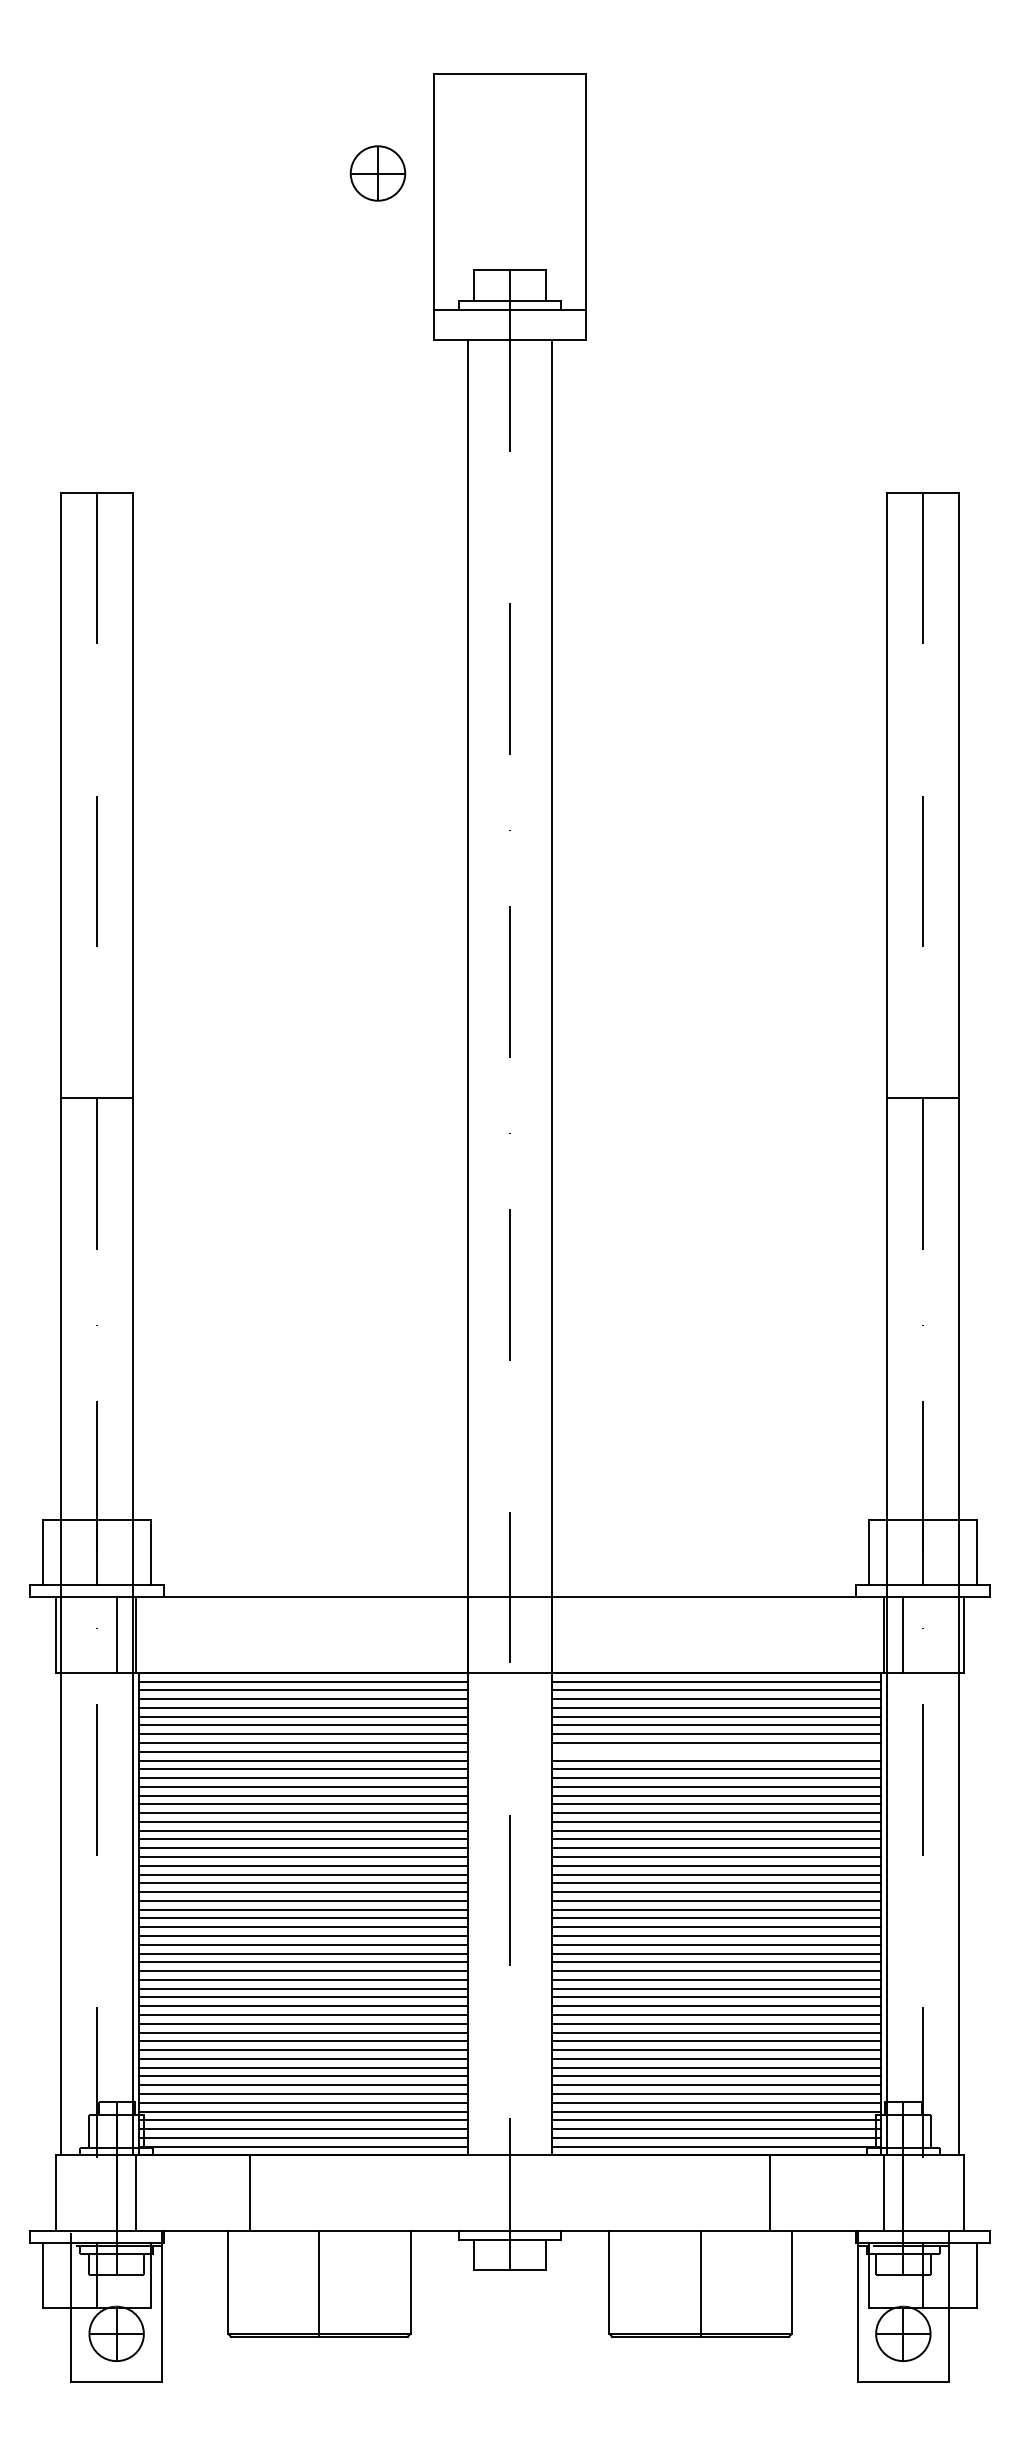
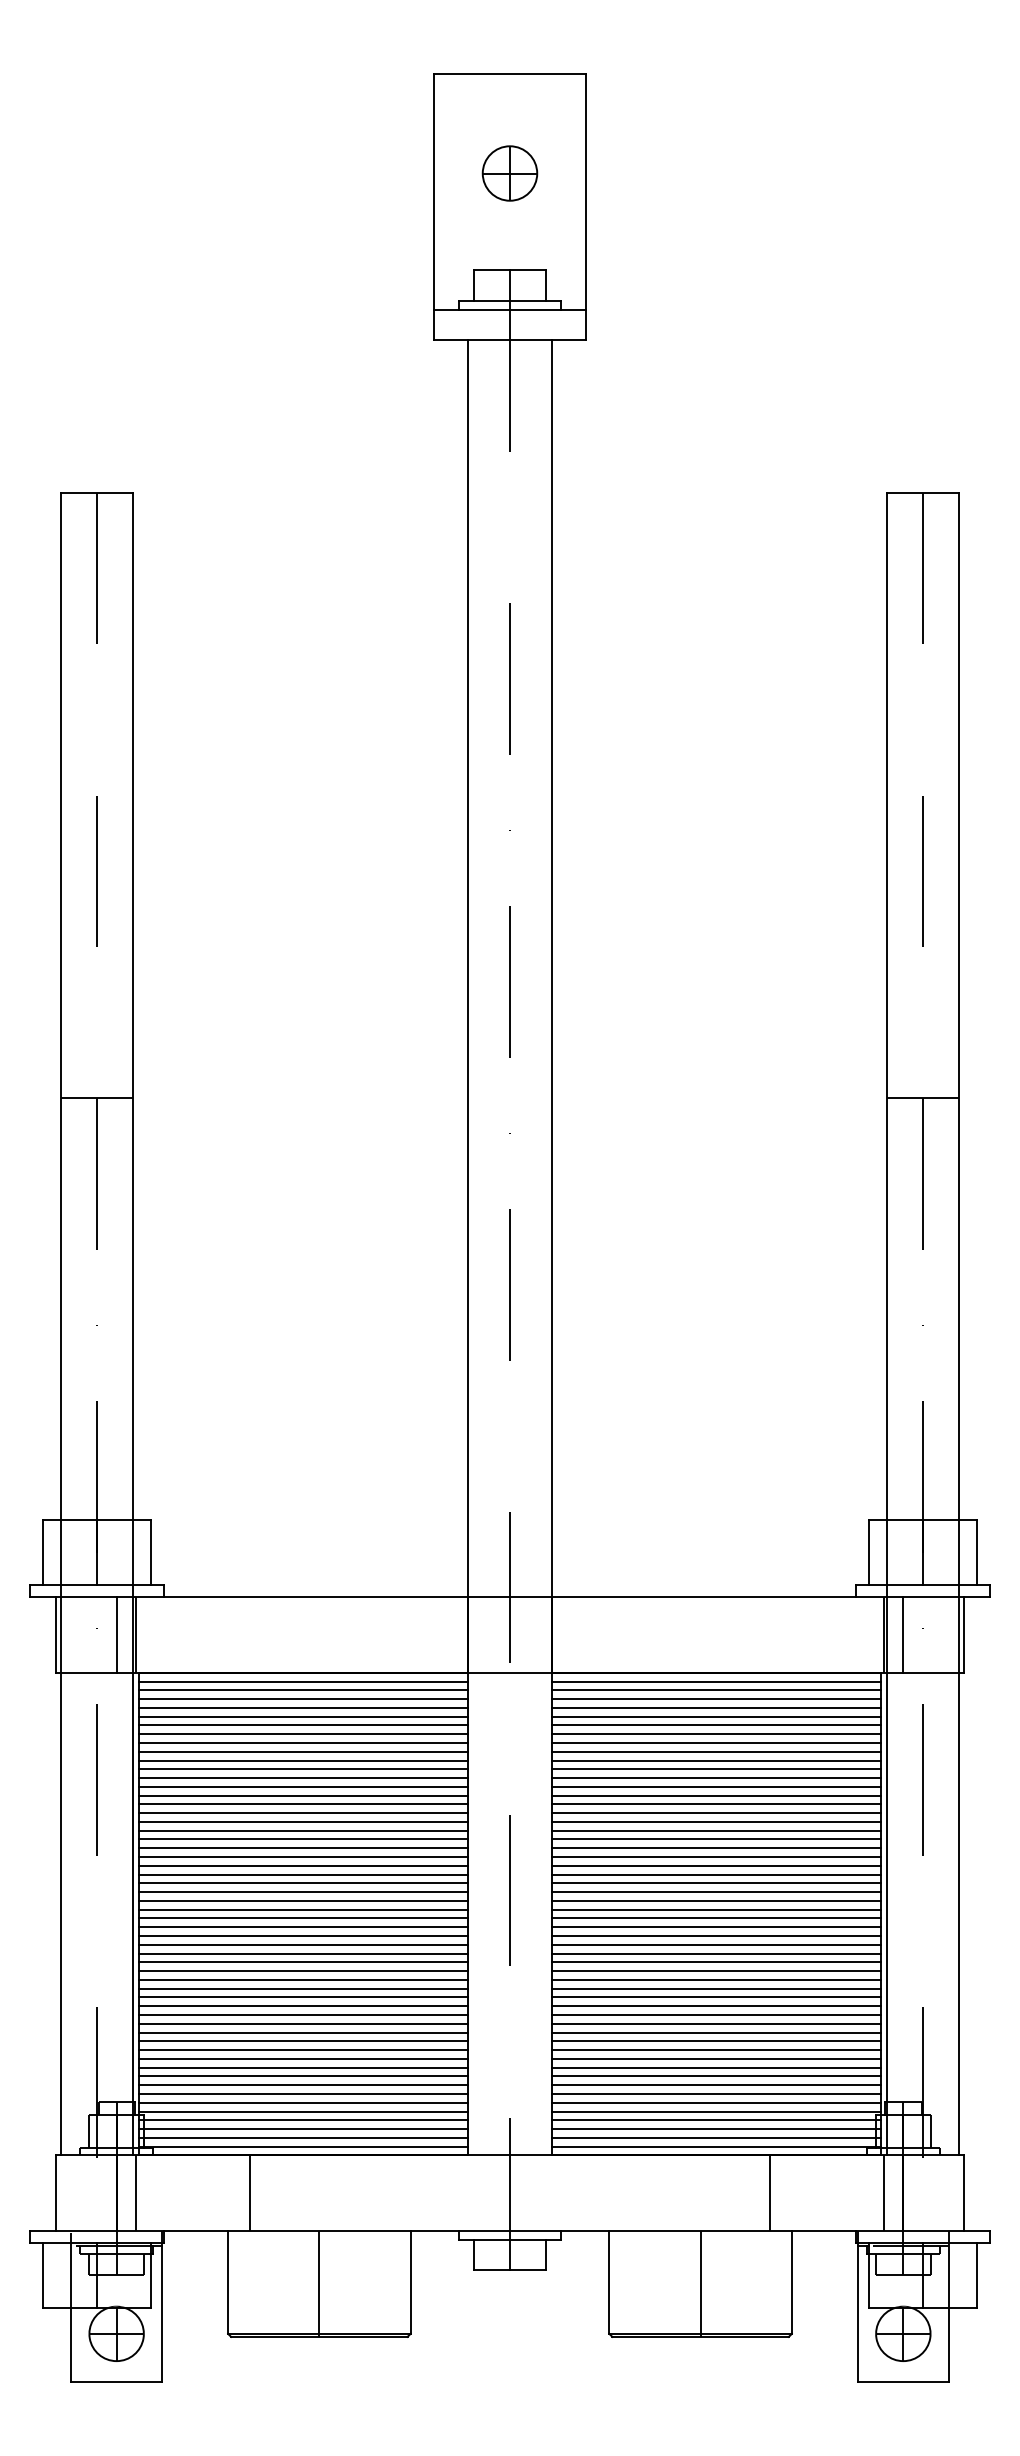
part position: (377, 173) -> (509, 173) (509, 173)
line: none -> present (716, 1751)
